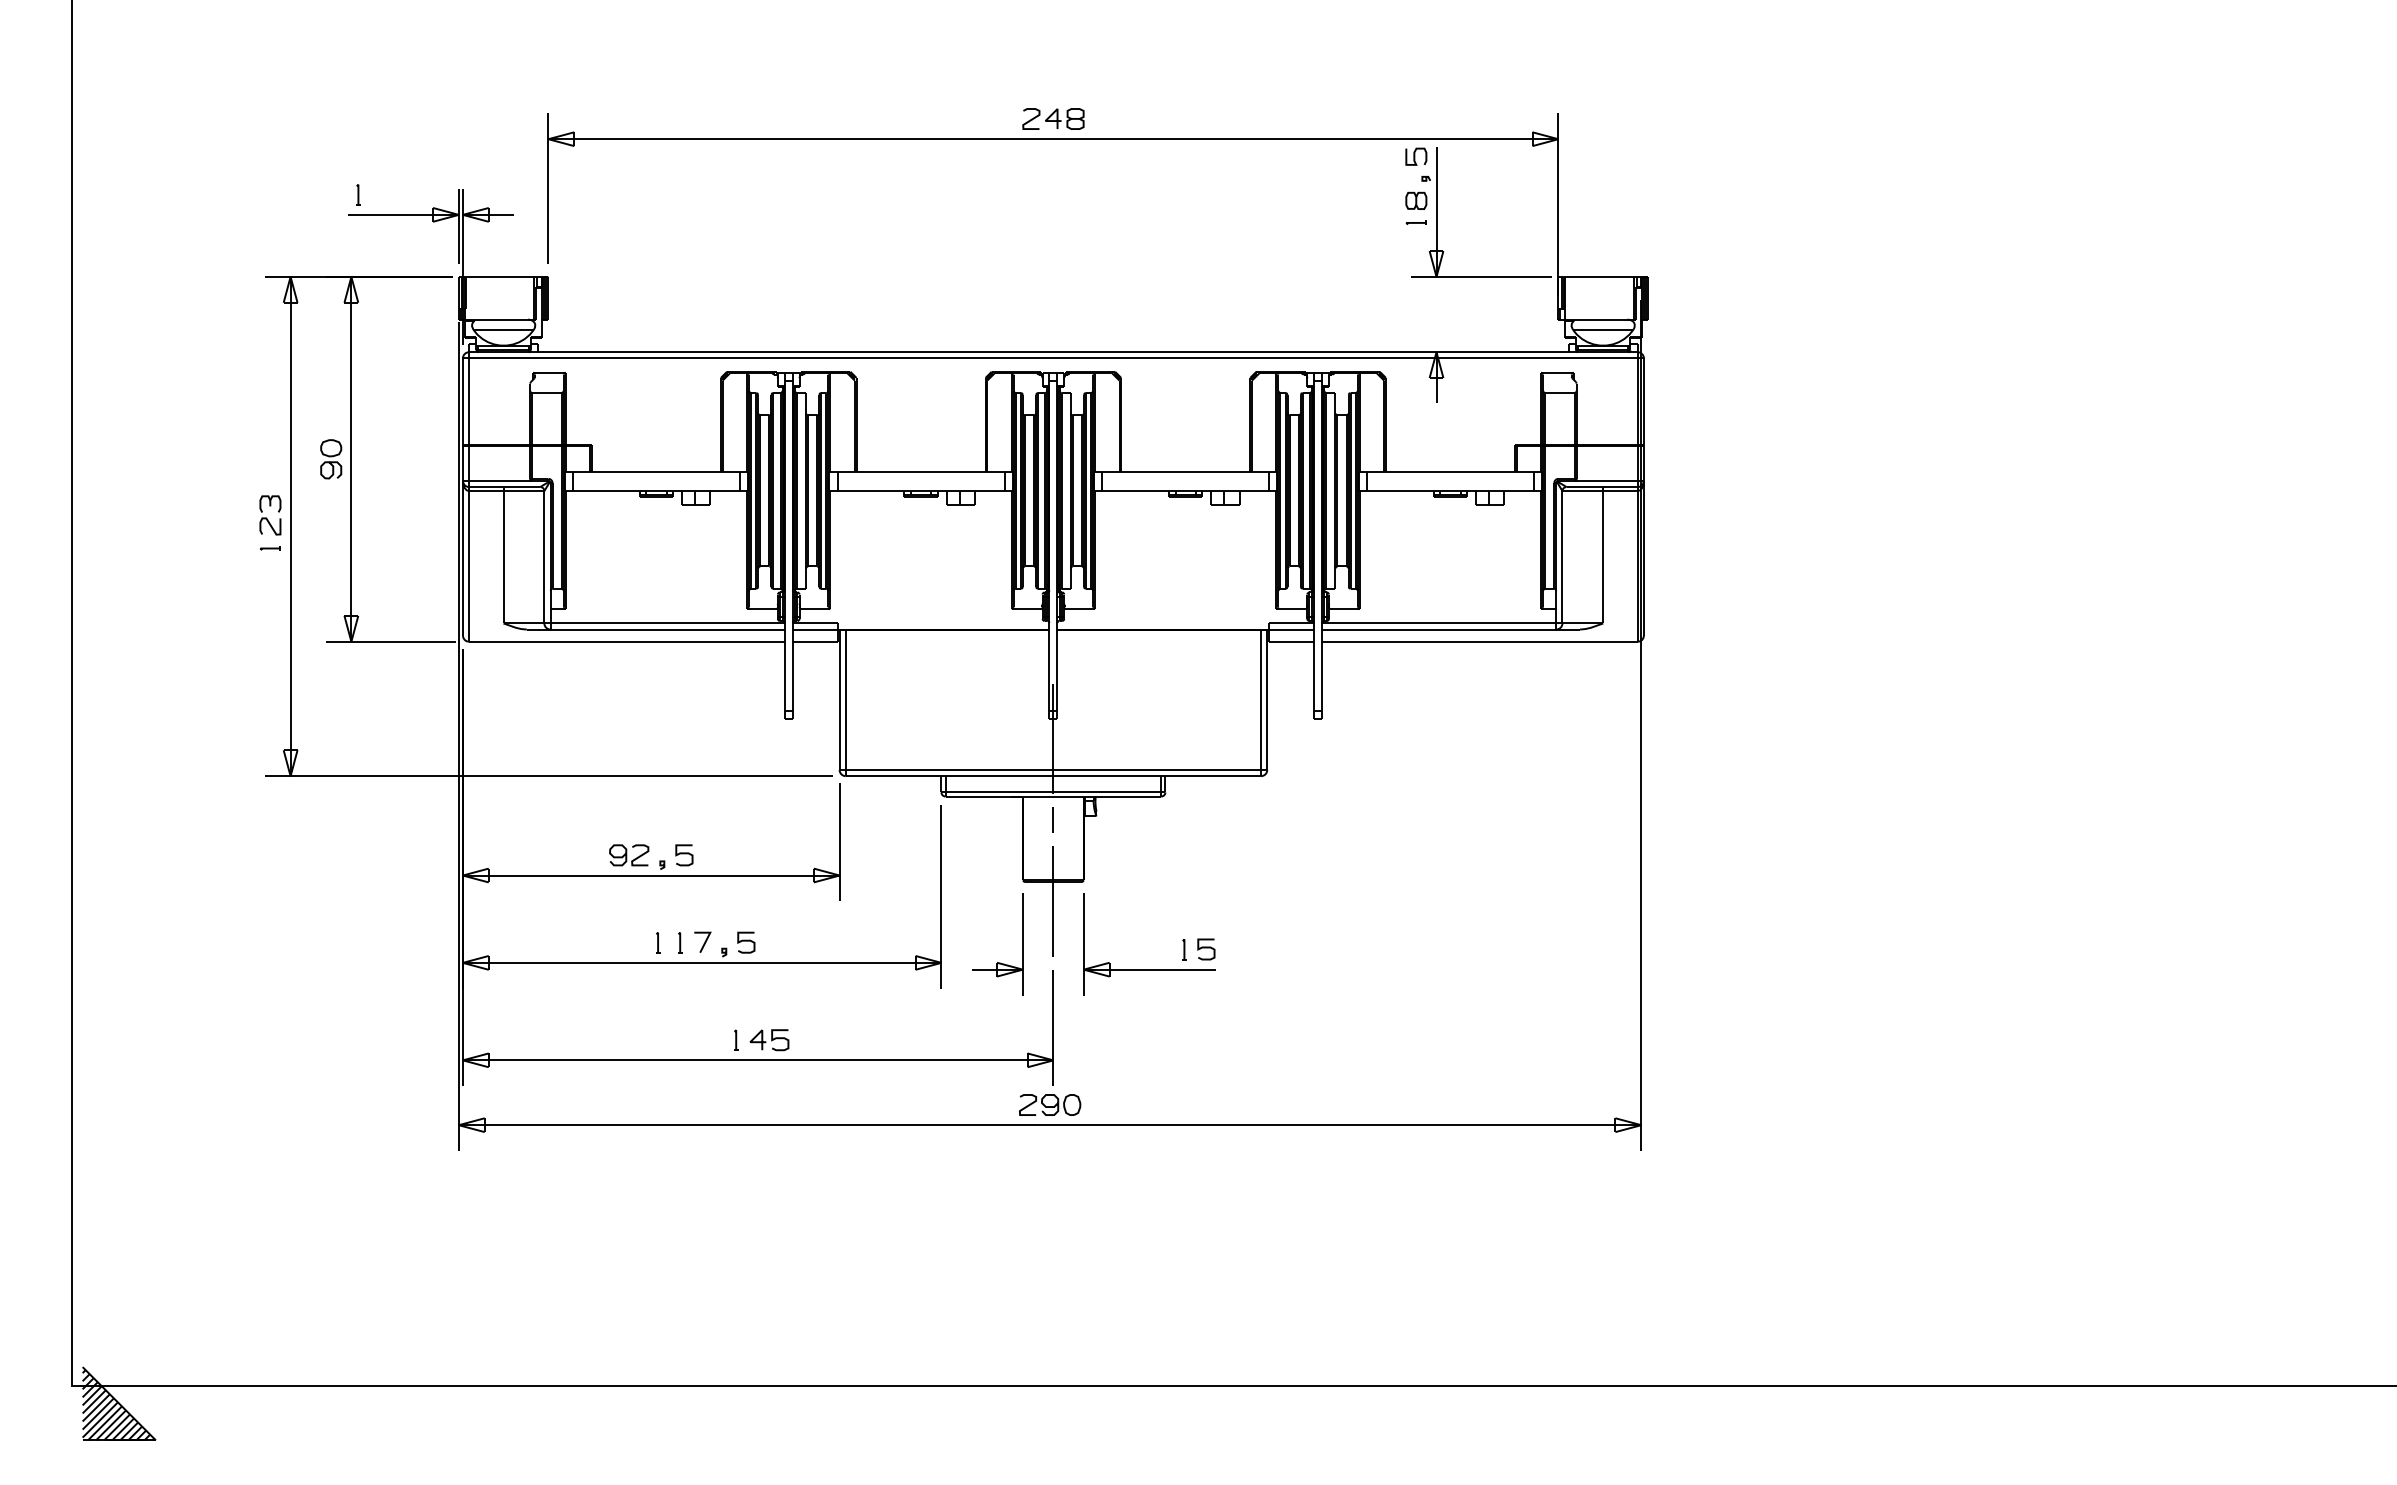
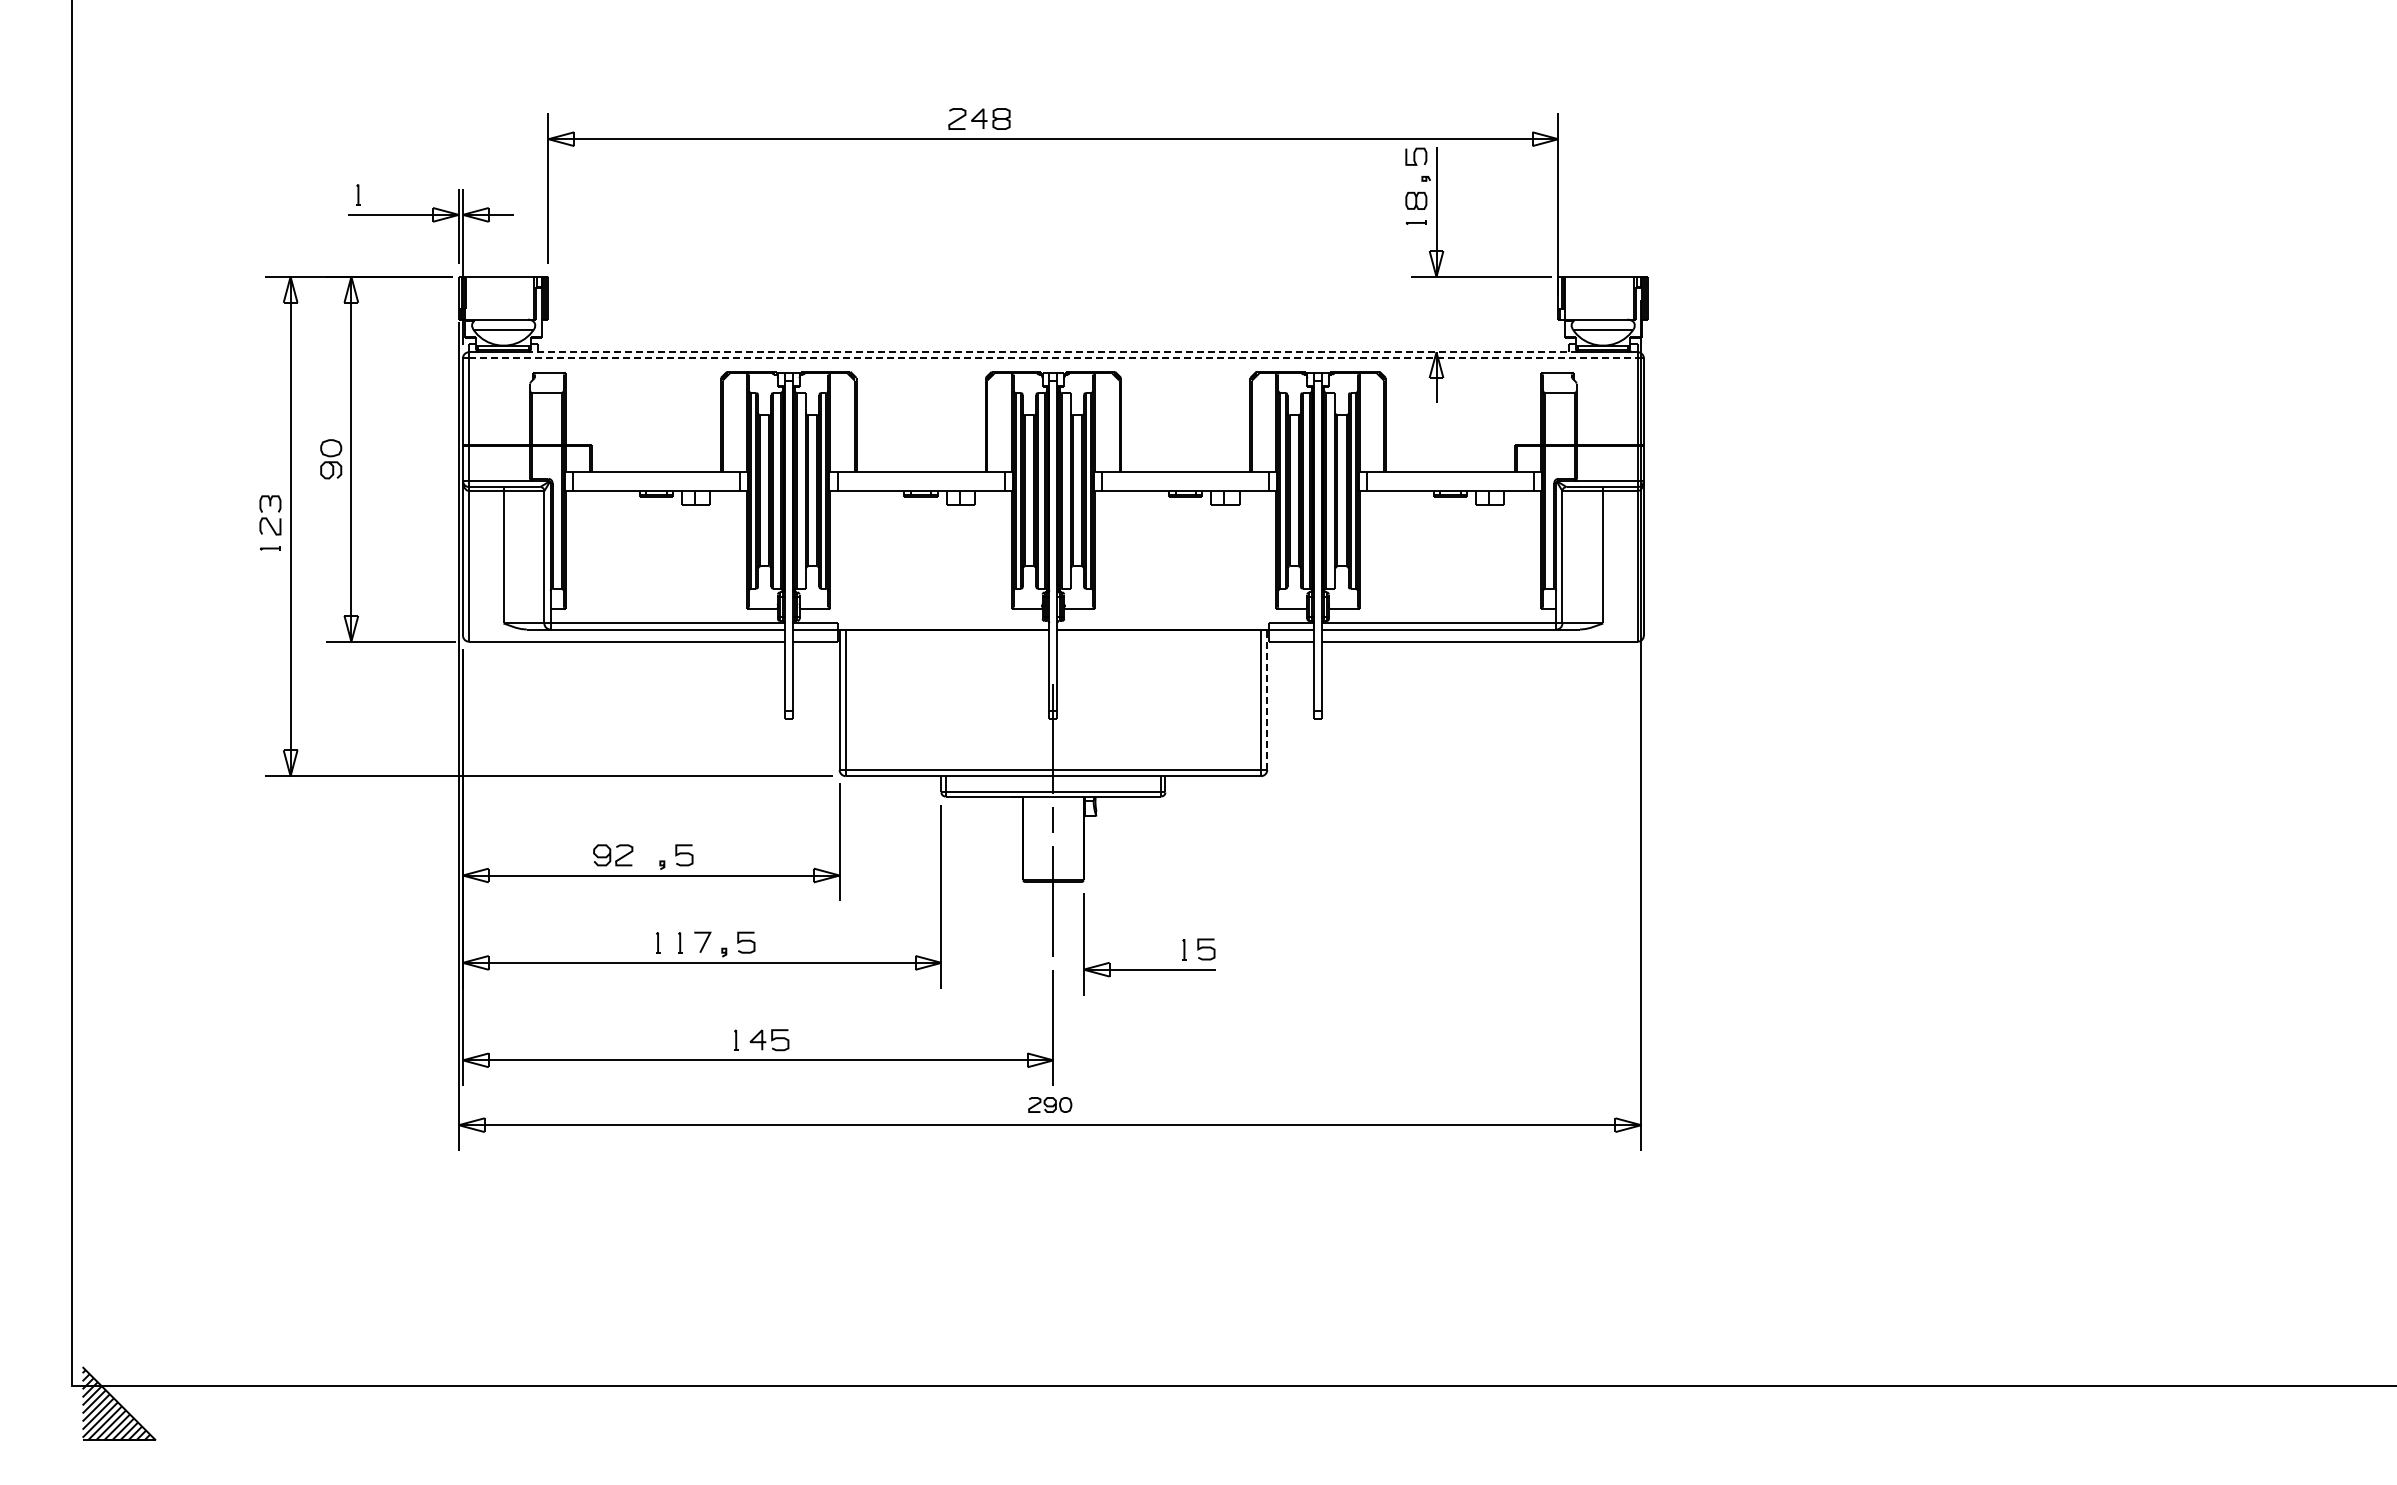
part position: (1053, 118) -> (979, 118) (979, 118)
line: solid -> dashed (1053, 352)
line: solid -> dashed (1053, 358)
line: solid -> dashed (1267, 699)
part position: (629, 855) -> (613, 855) (613, 855)
part: present -> none (997, 962)
part size: 63x22 px -> 45x16 px (1050, 1104)
